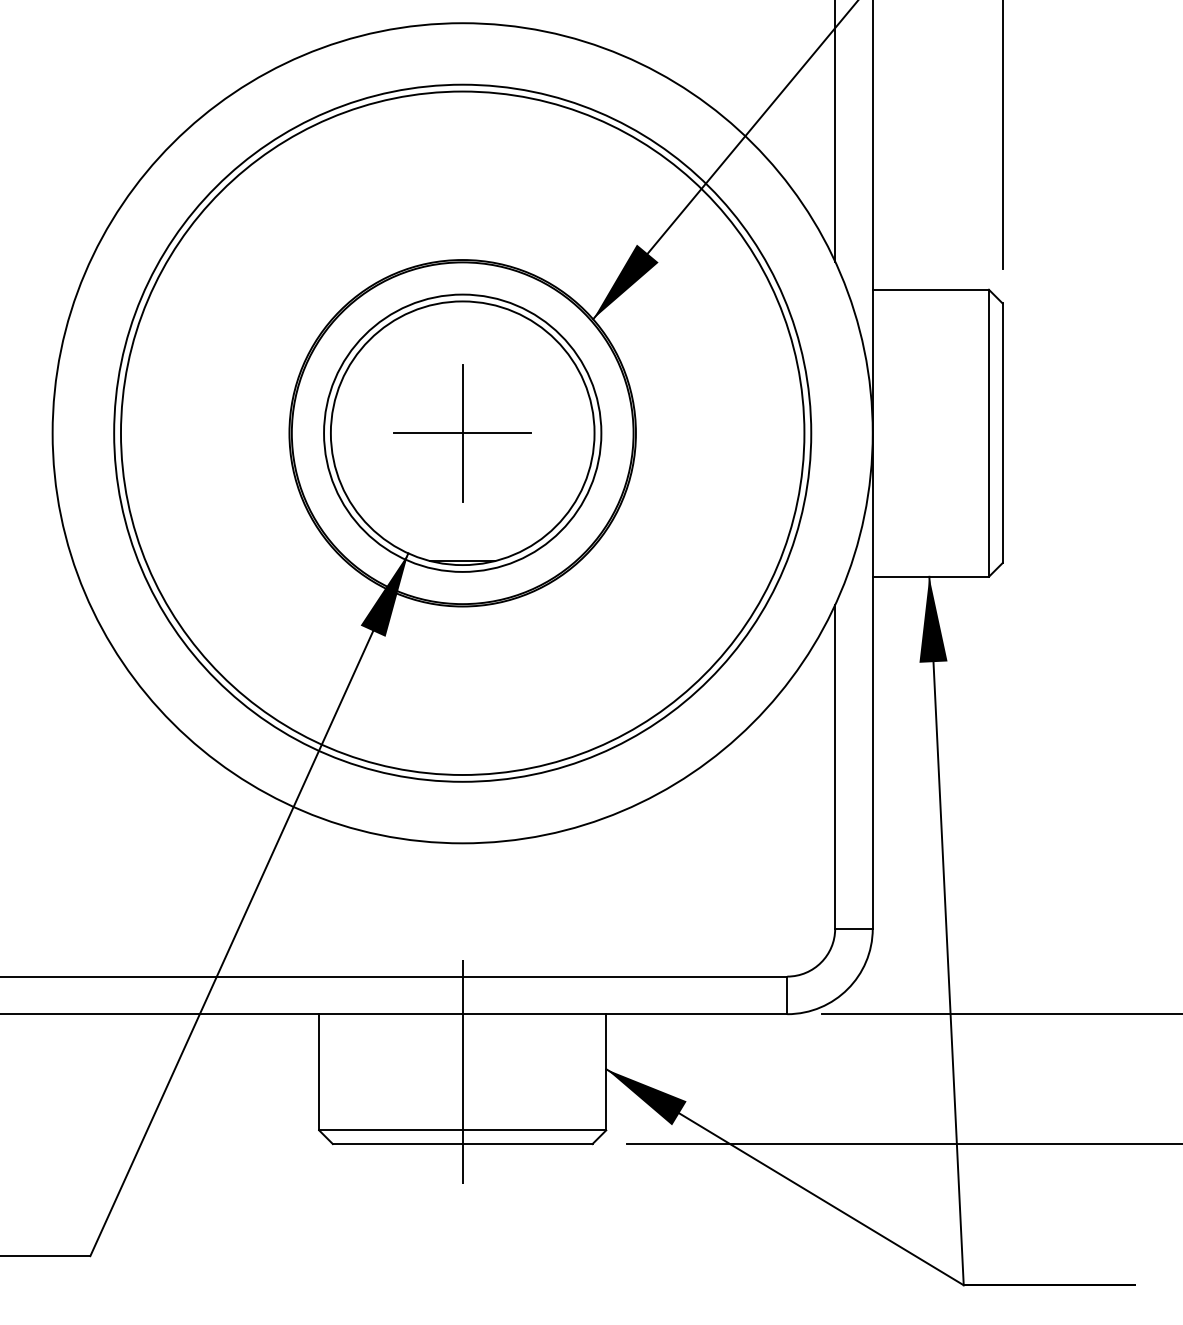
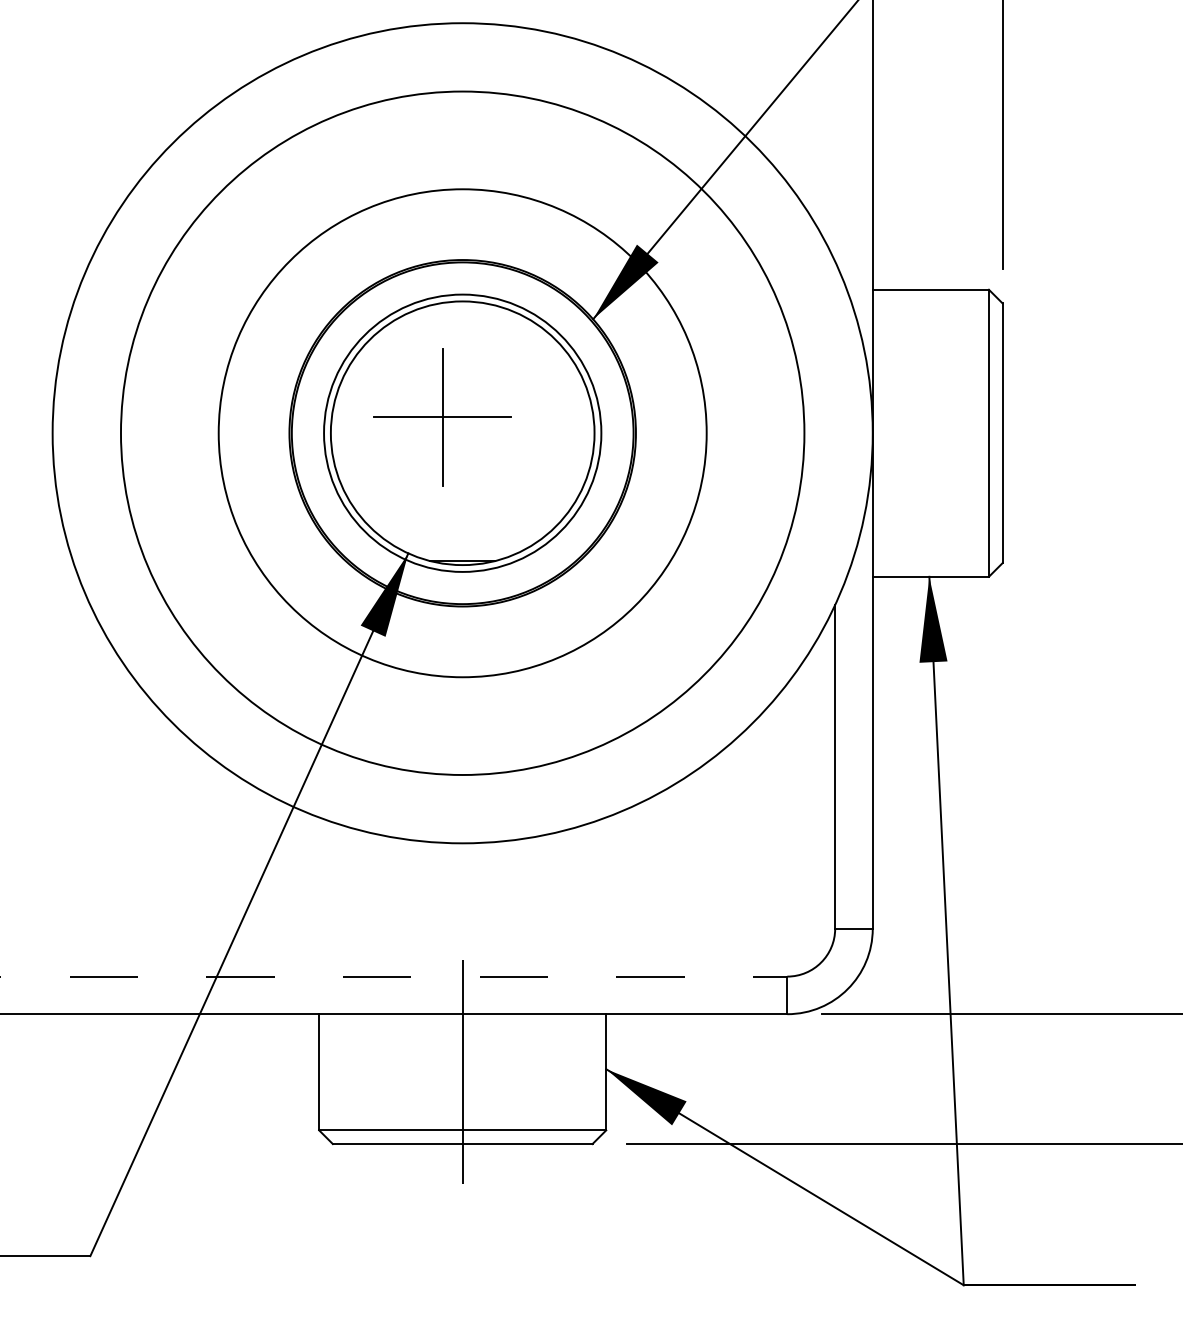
line: present -> none (835, 131)
circle diameter: 697 px -> 488 px (462, 433)
part position: (462, 433) -> (442, 417) (442, 417)
line: solid -> dashed (394, 976)
